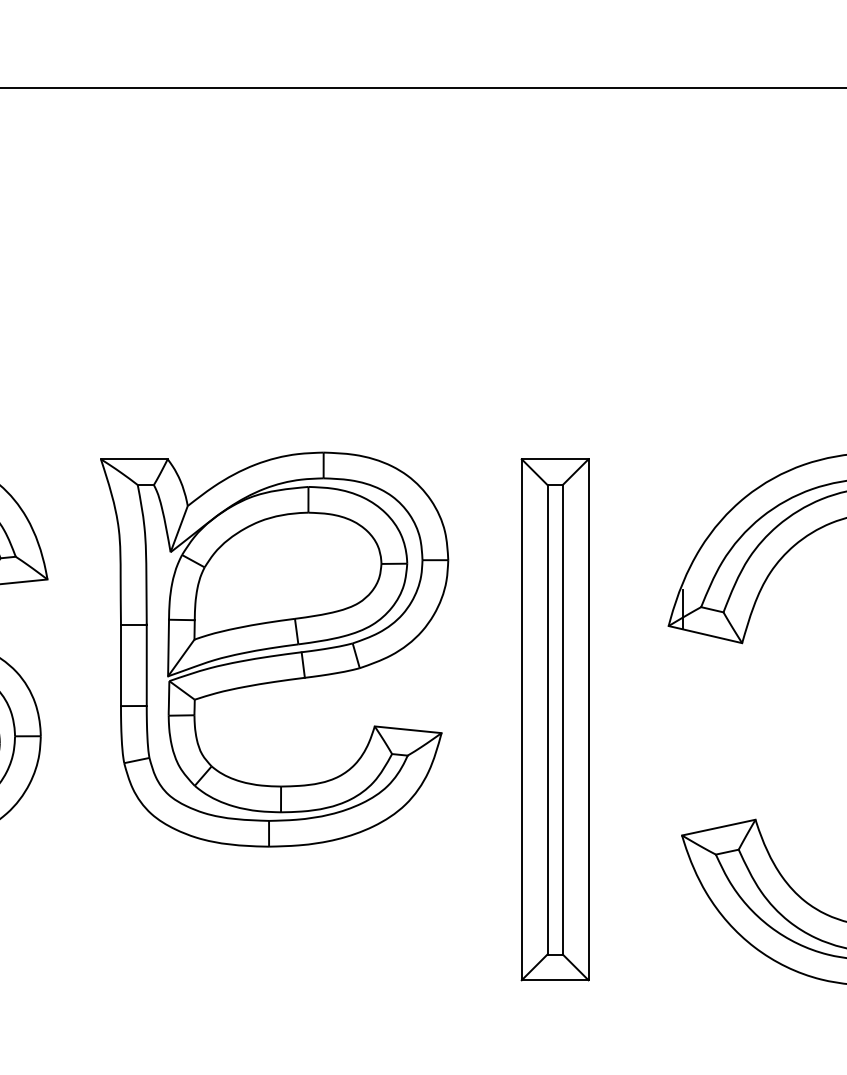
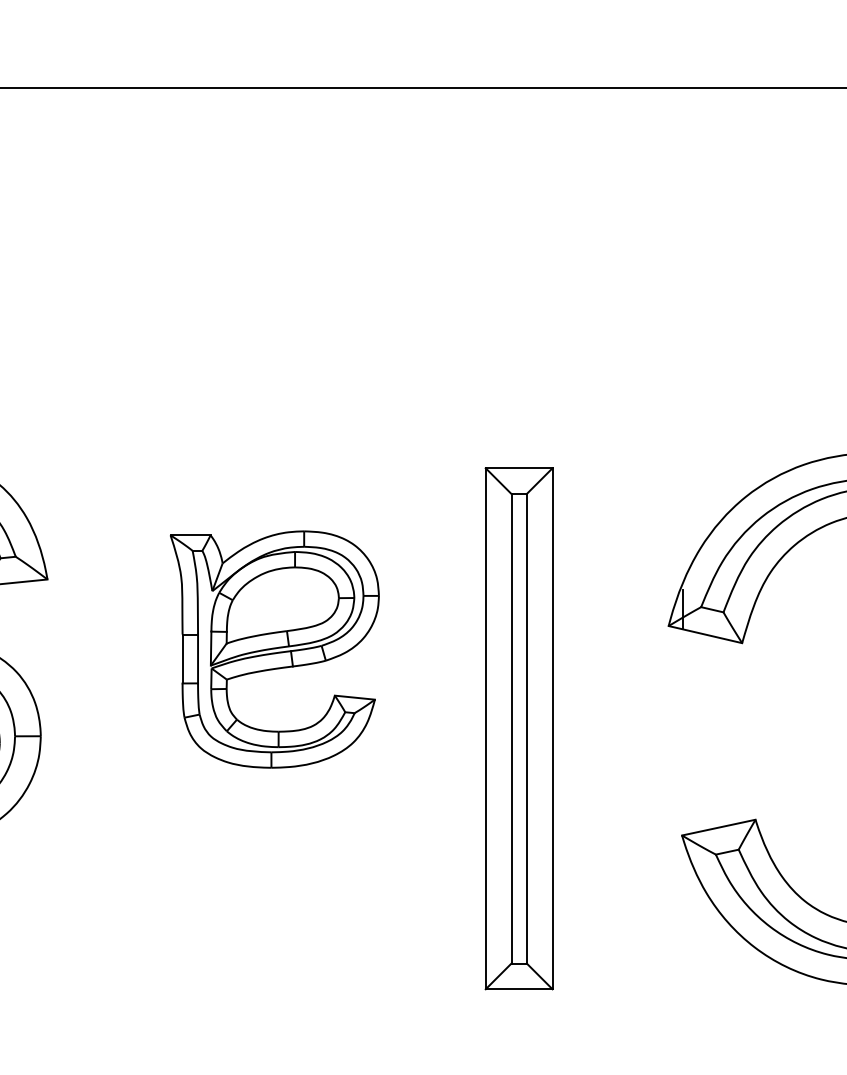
part size: 350x397 px -> 210x239 px (274, 649)
part position: (554, 719) -> (518, 728) (518, 728)
